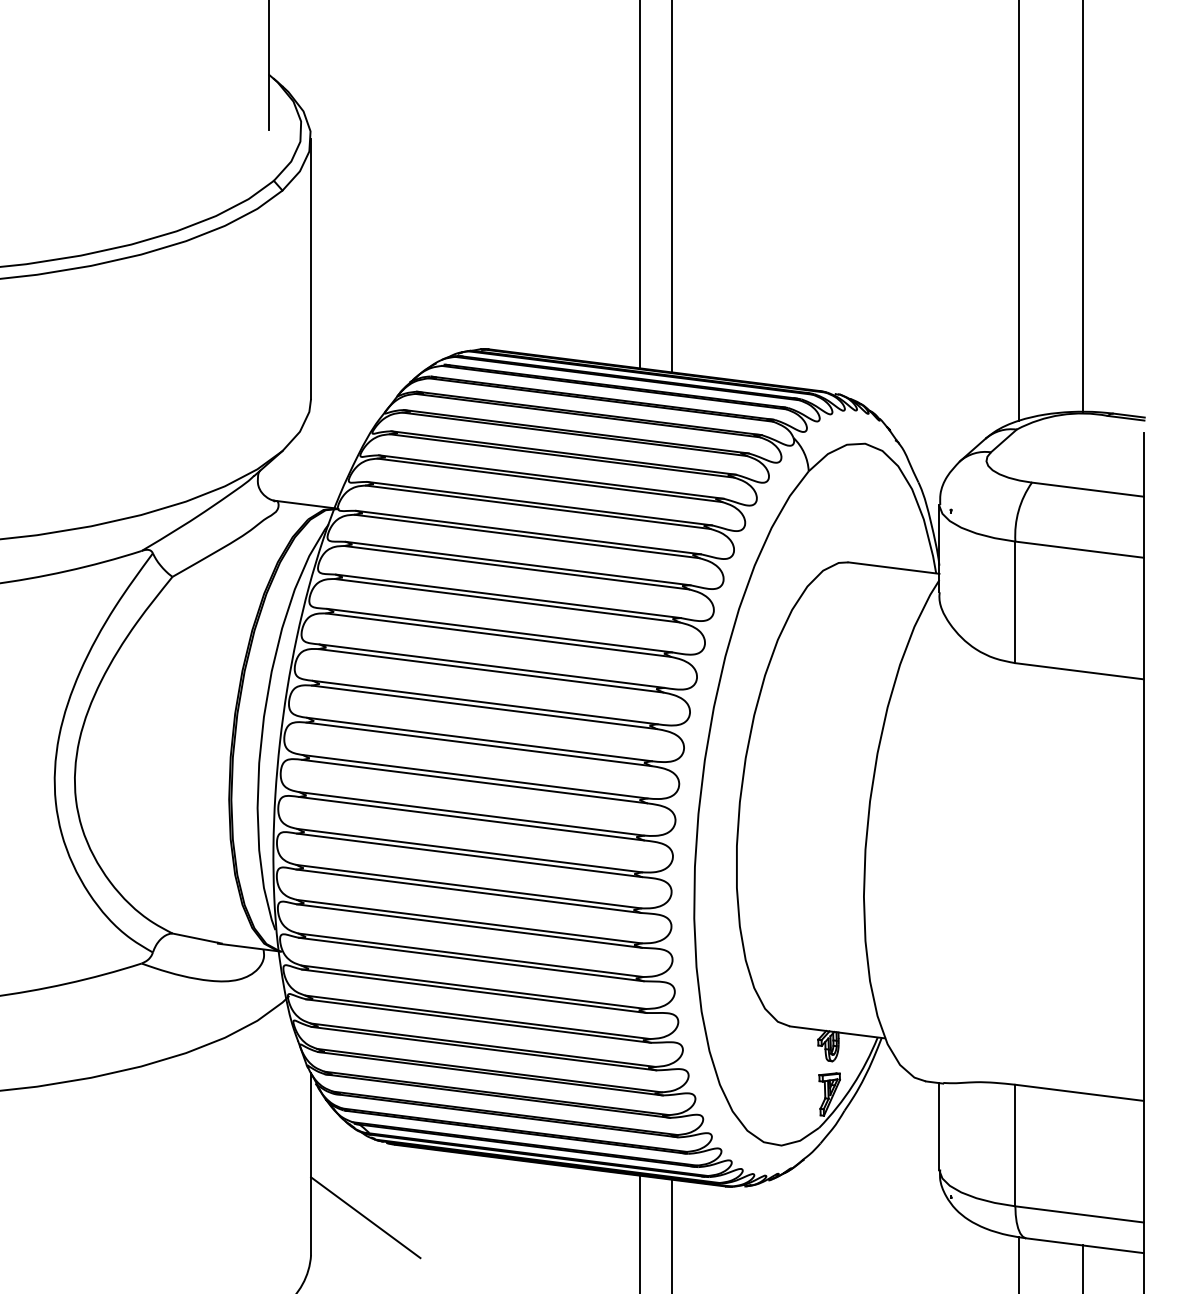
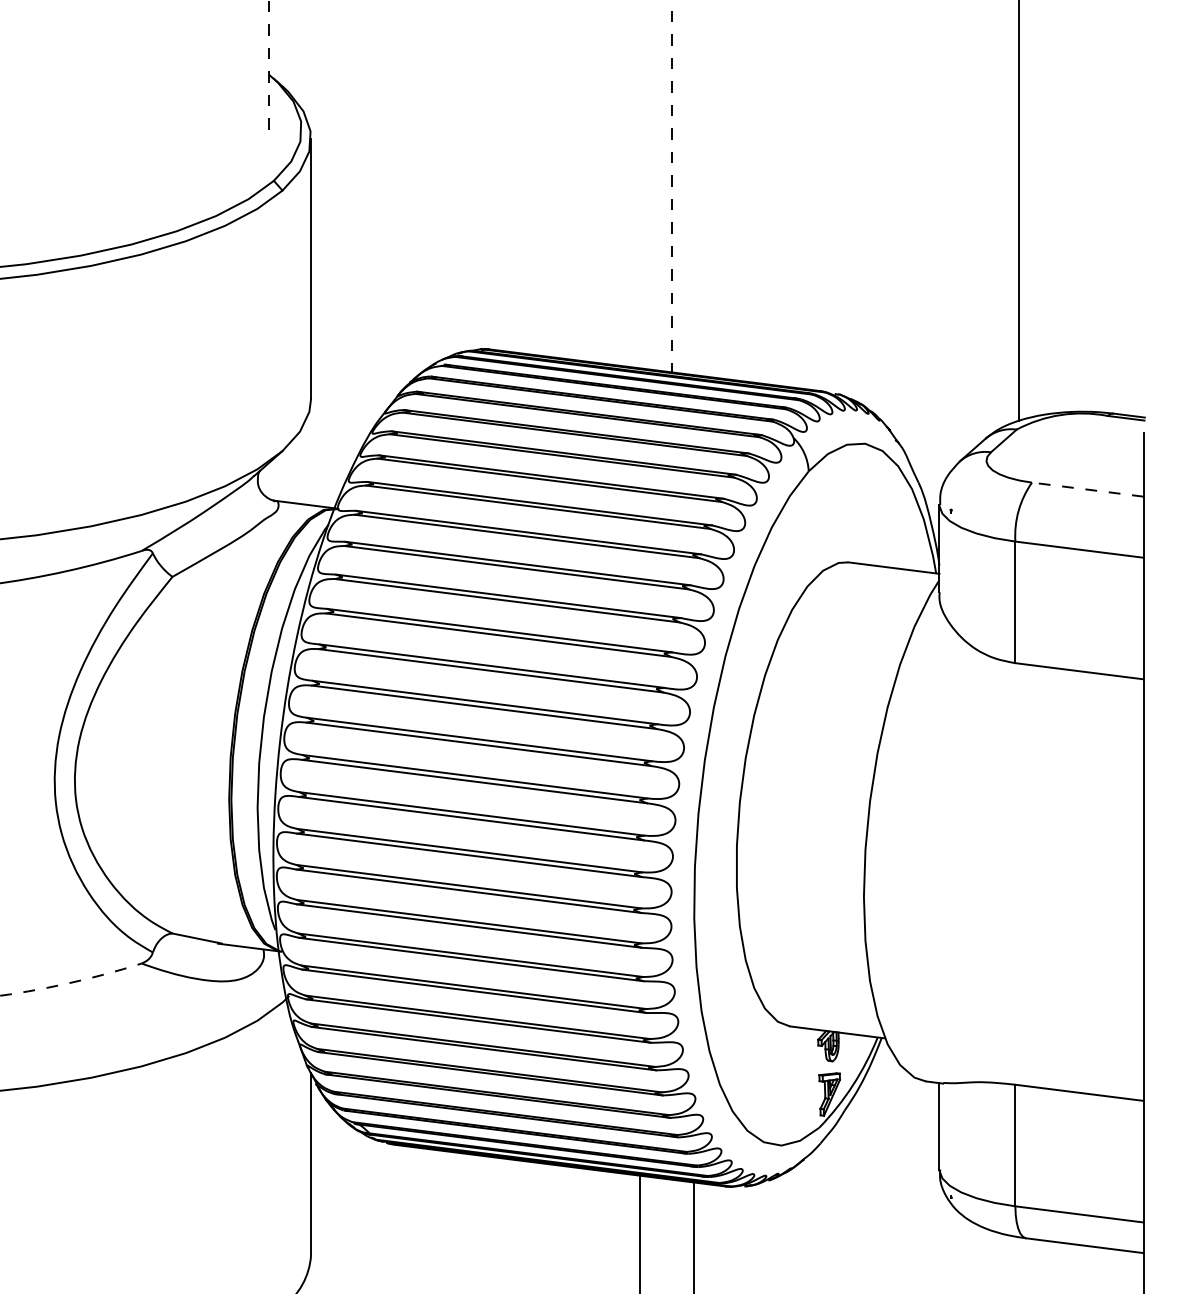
line: solid -> dashed (268, 64)
line: present -> none (639, 185)
line: solid -> dashed (671, 186)
line: present -> none (1082, 207)
line: solid -> dashed (1087, 489)
arc: solid -> dashed (71, 982)
line: present -> none (365, 1217)
line position: (671, 1234) -> (693, 1234) (693, 1234)
line: present -> none (1019, 1263)
line: present -> none (1082, 1267)
